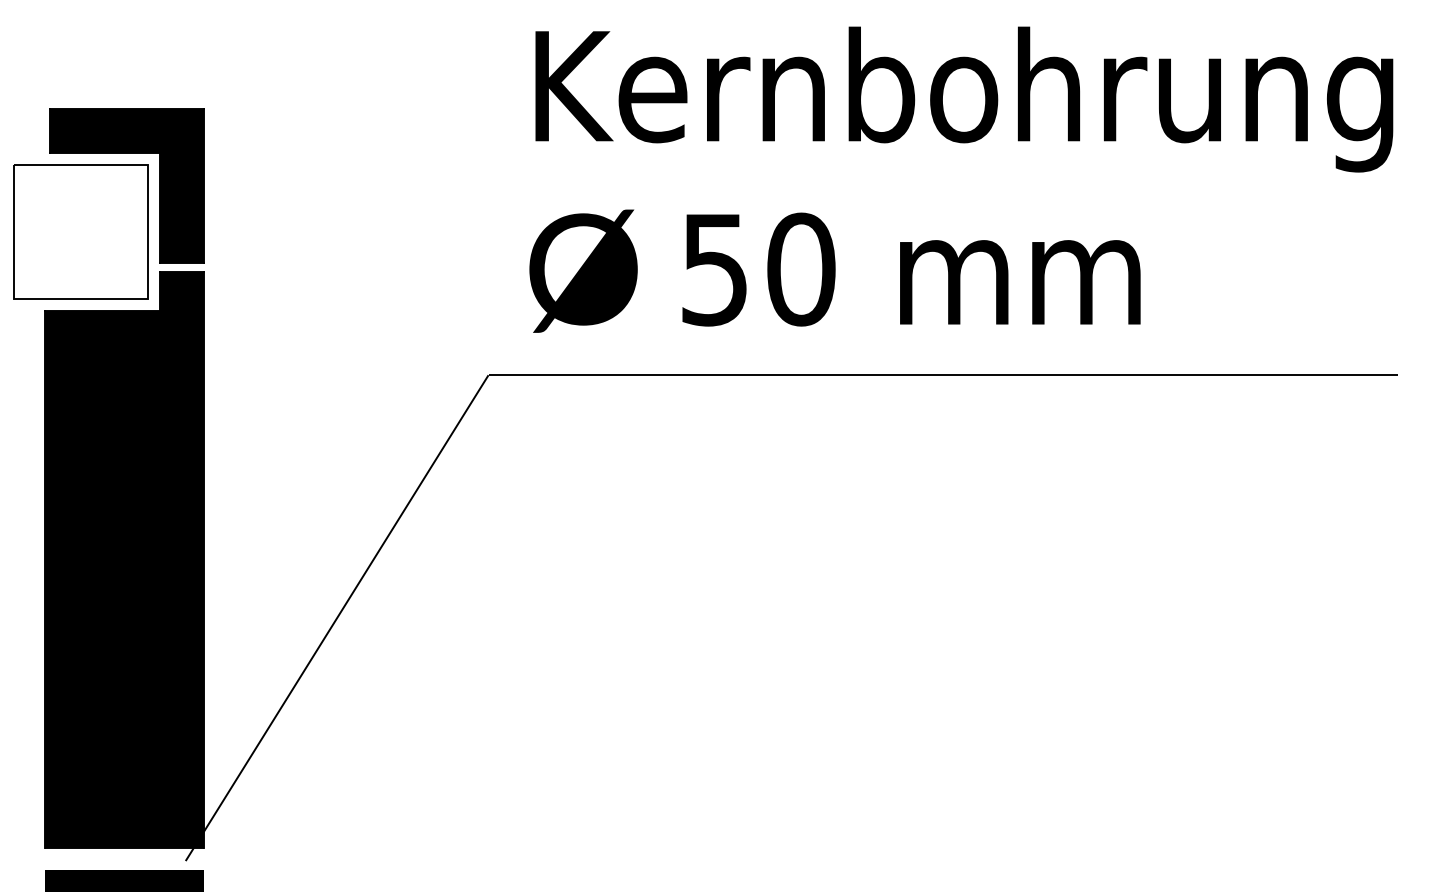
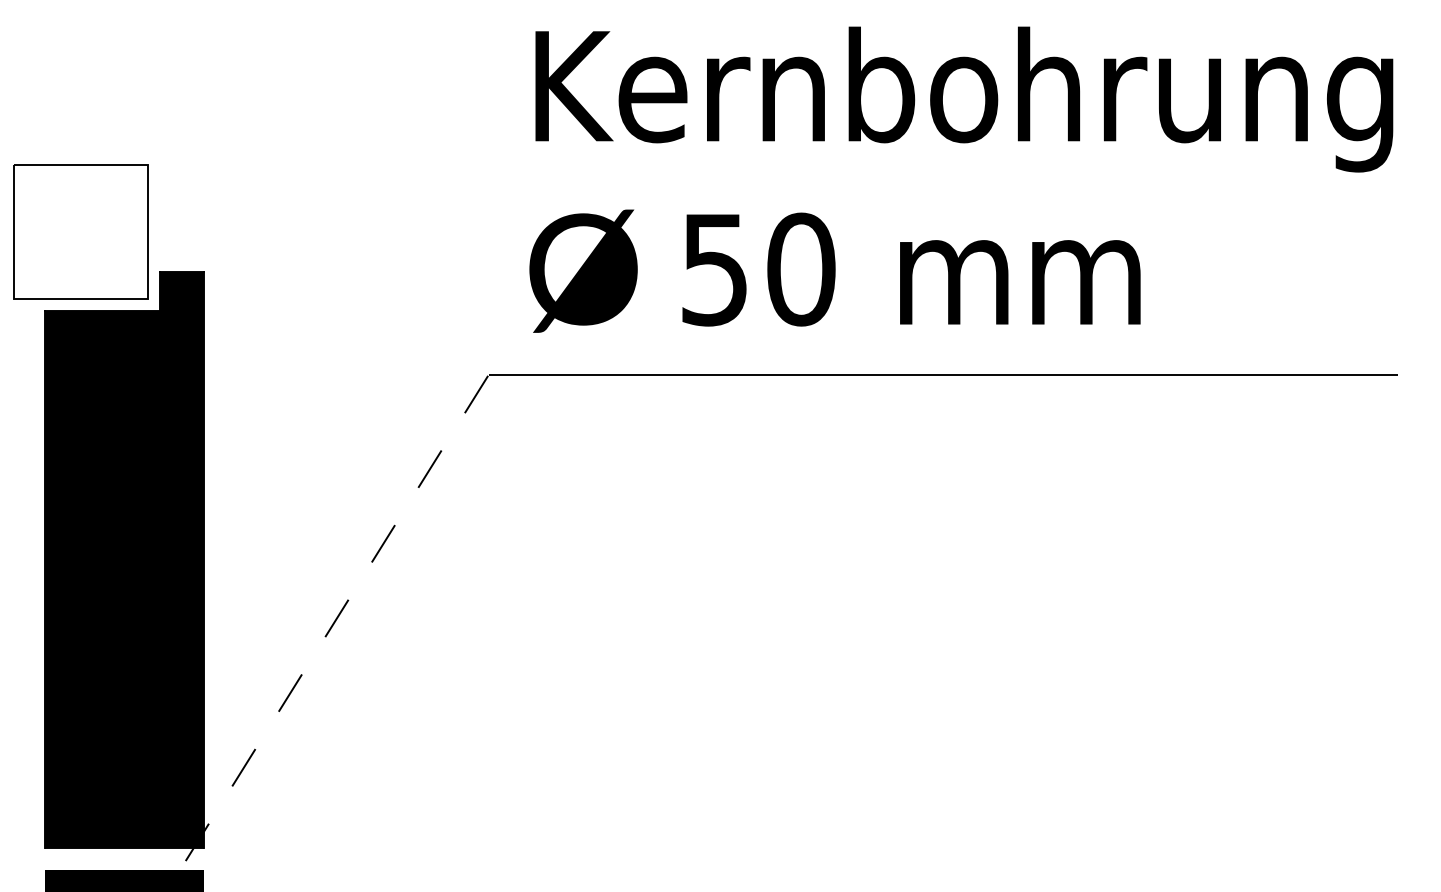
part: present -> none (126, 153)
line: solid -> dashed (337, 617)
